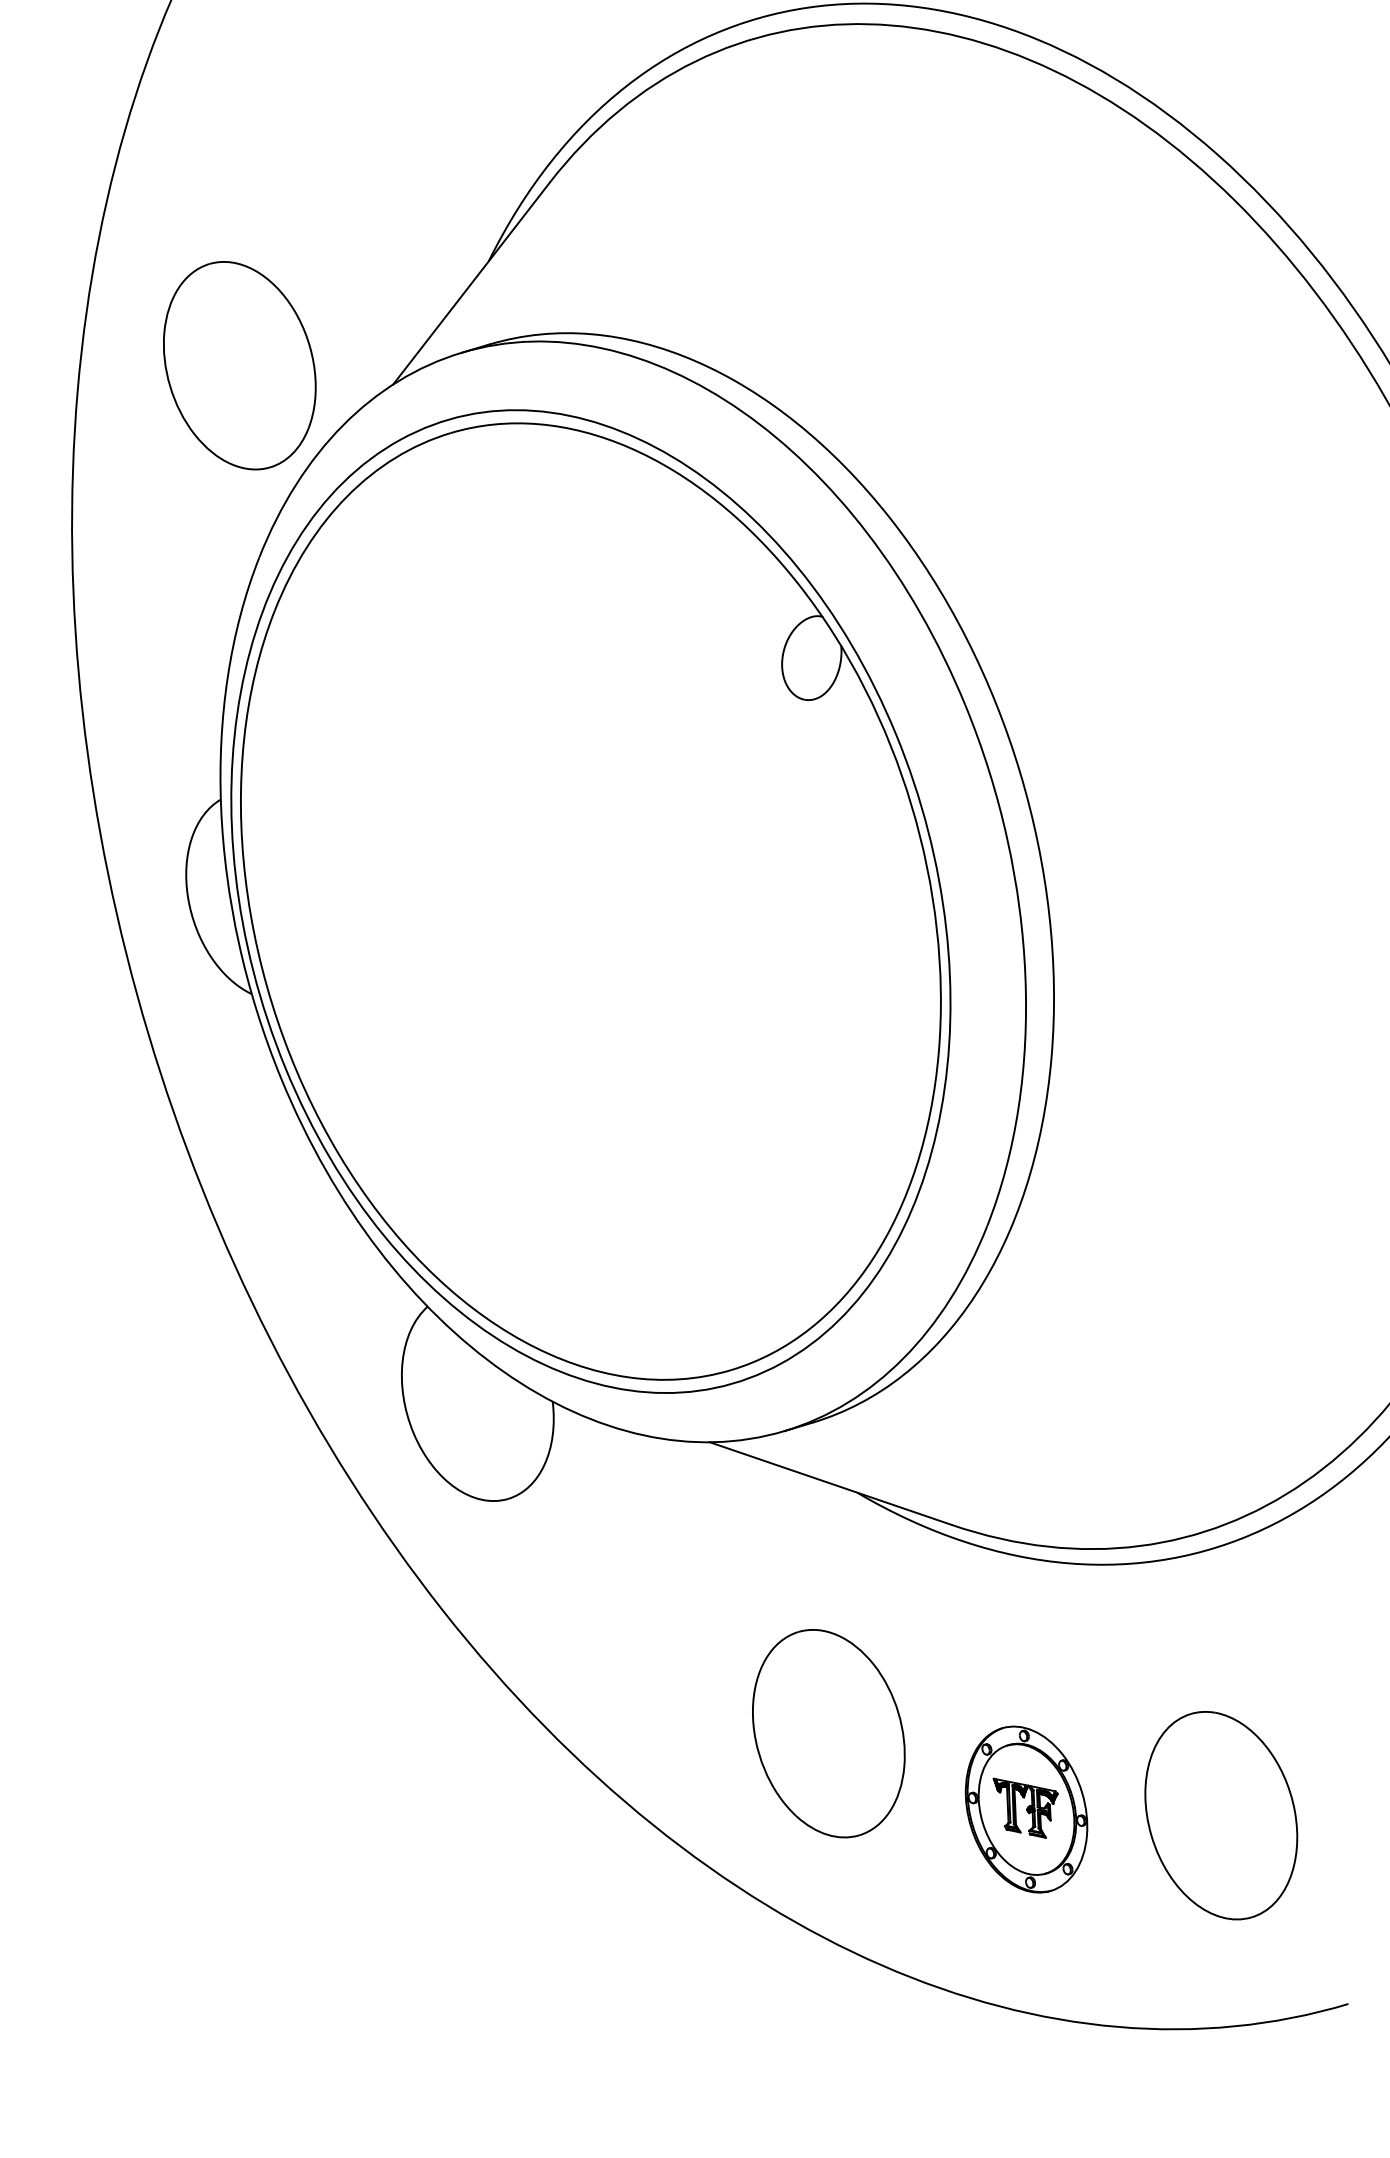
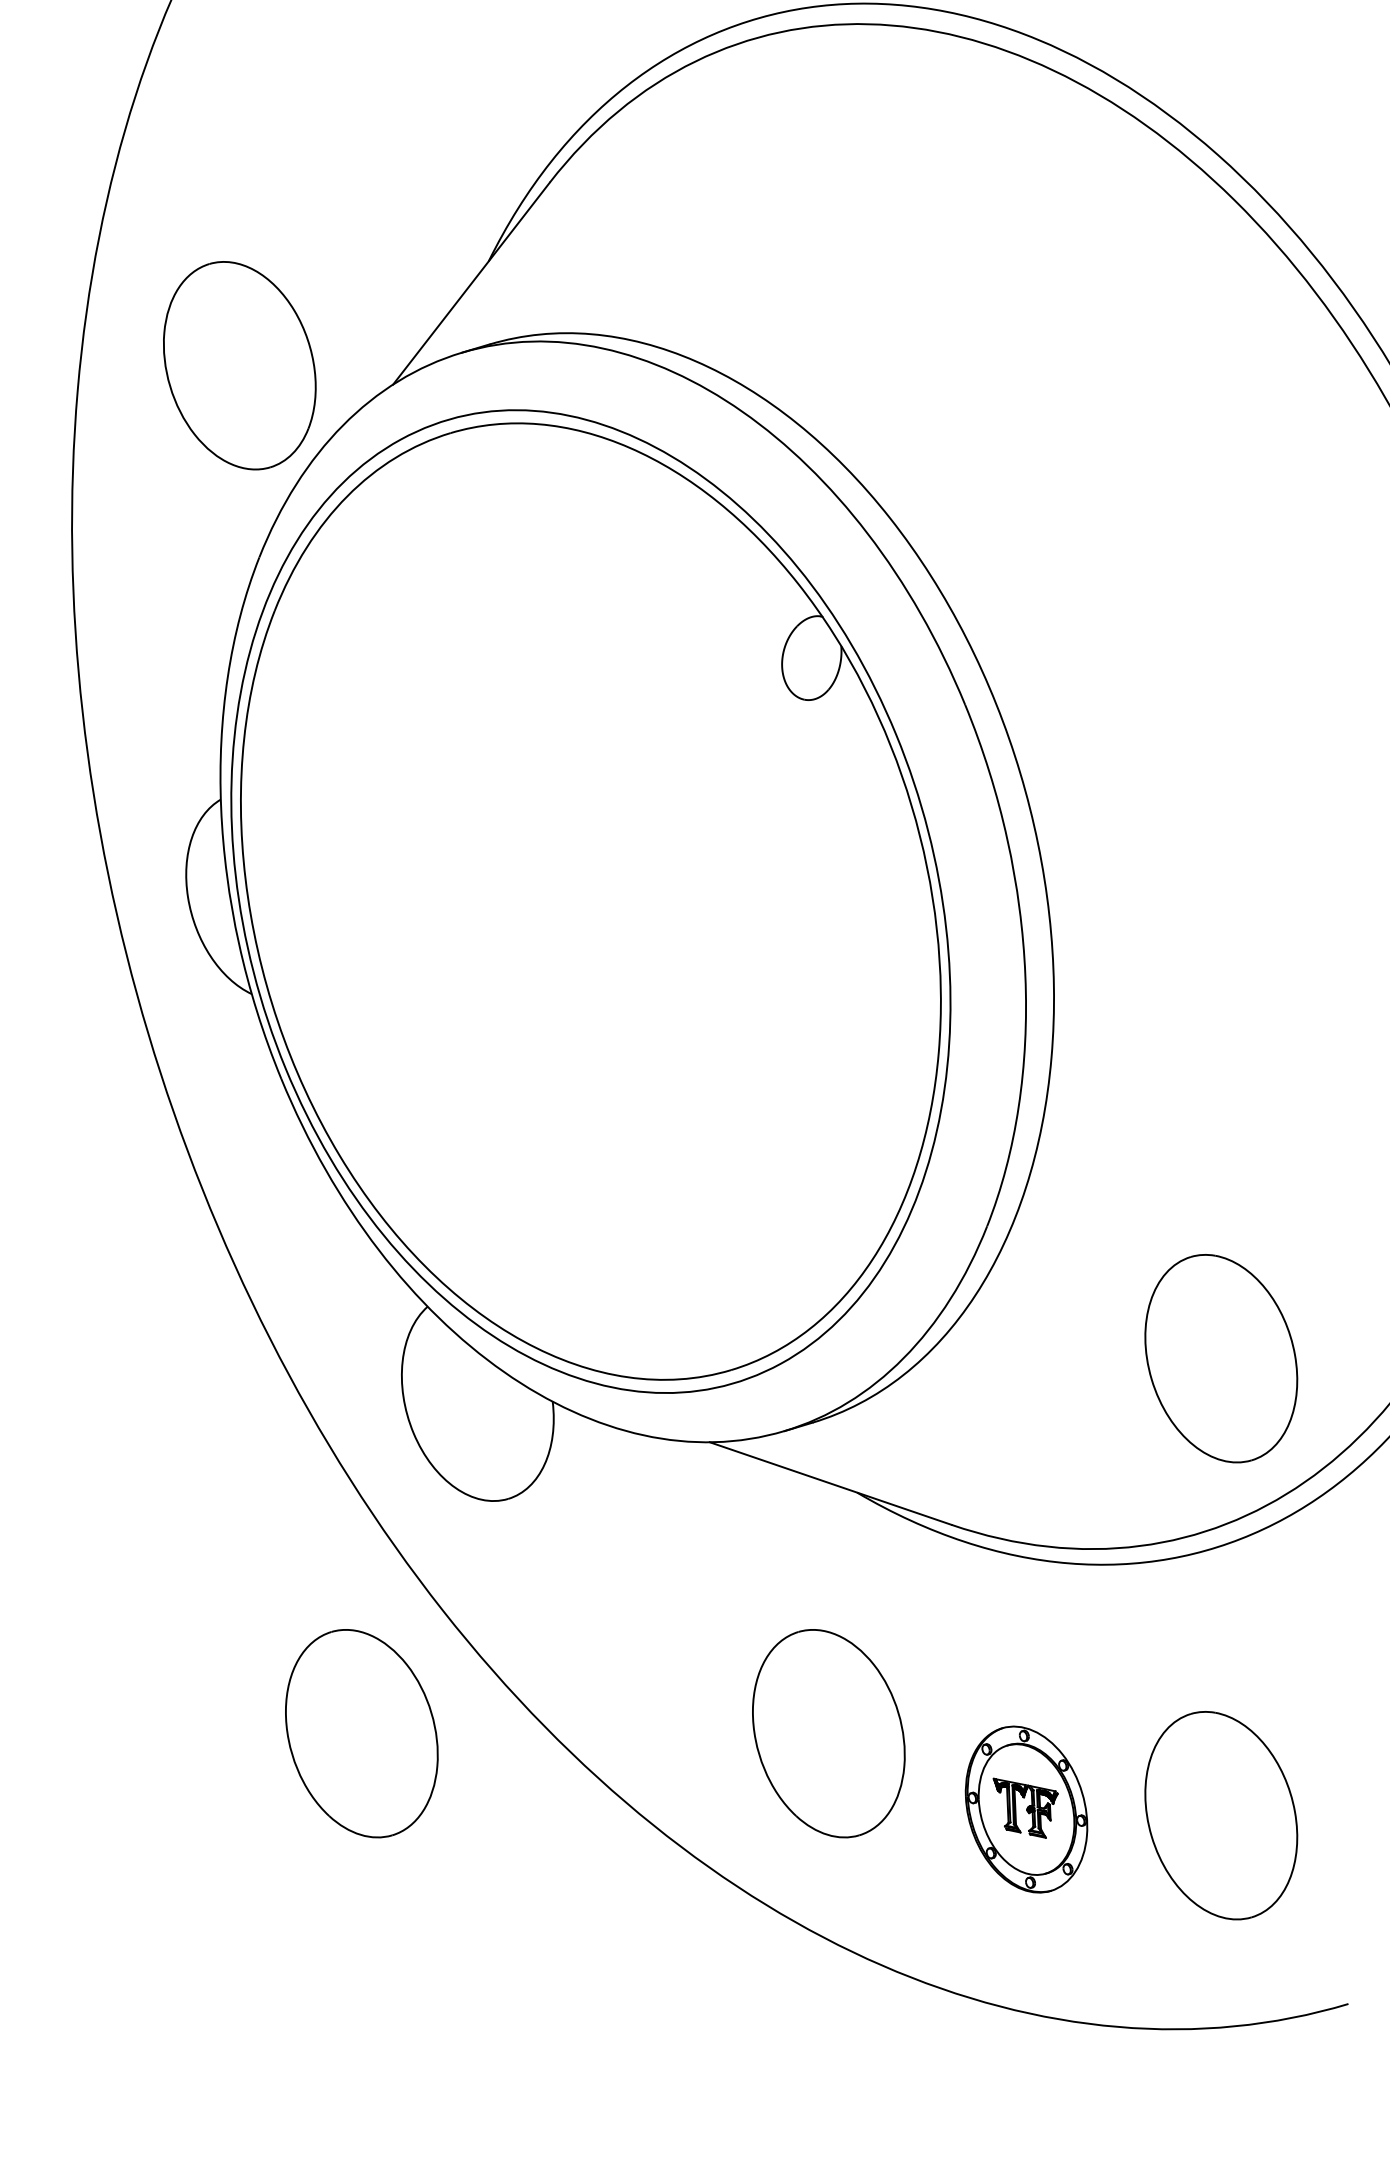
part: none -> present (1221, 1358)
part: none -> present (361, 1733)
